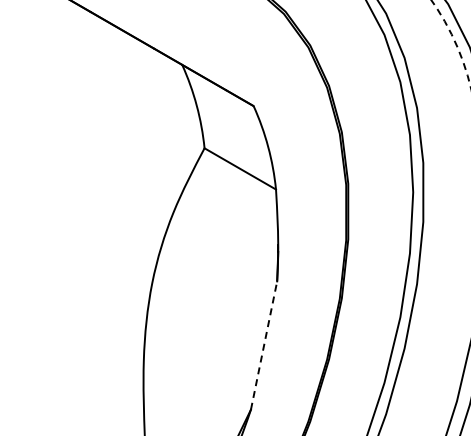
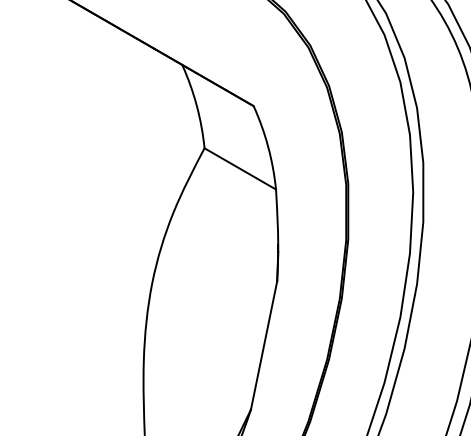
arc: dashed -> solid (455, 42)
line: dashed -> solid (264, 345)
